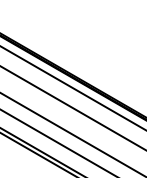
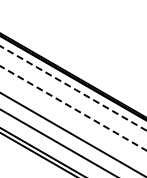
line: solid -> dashed (72, 88)
line: solid -> dashed (72, 108)
